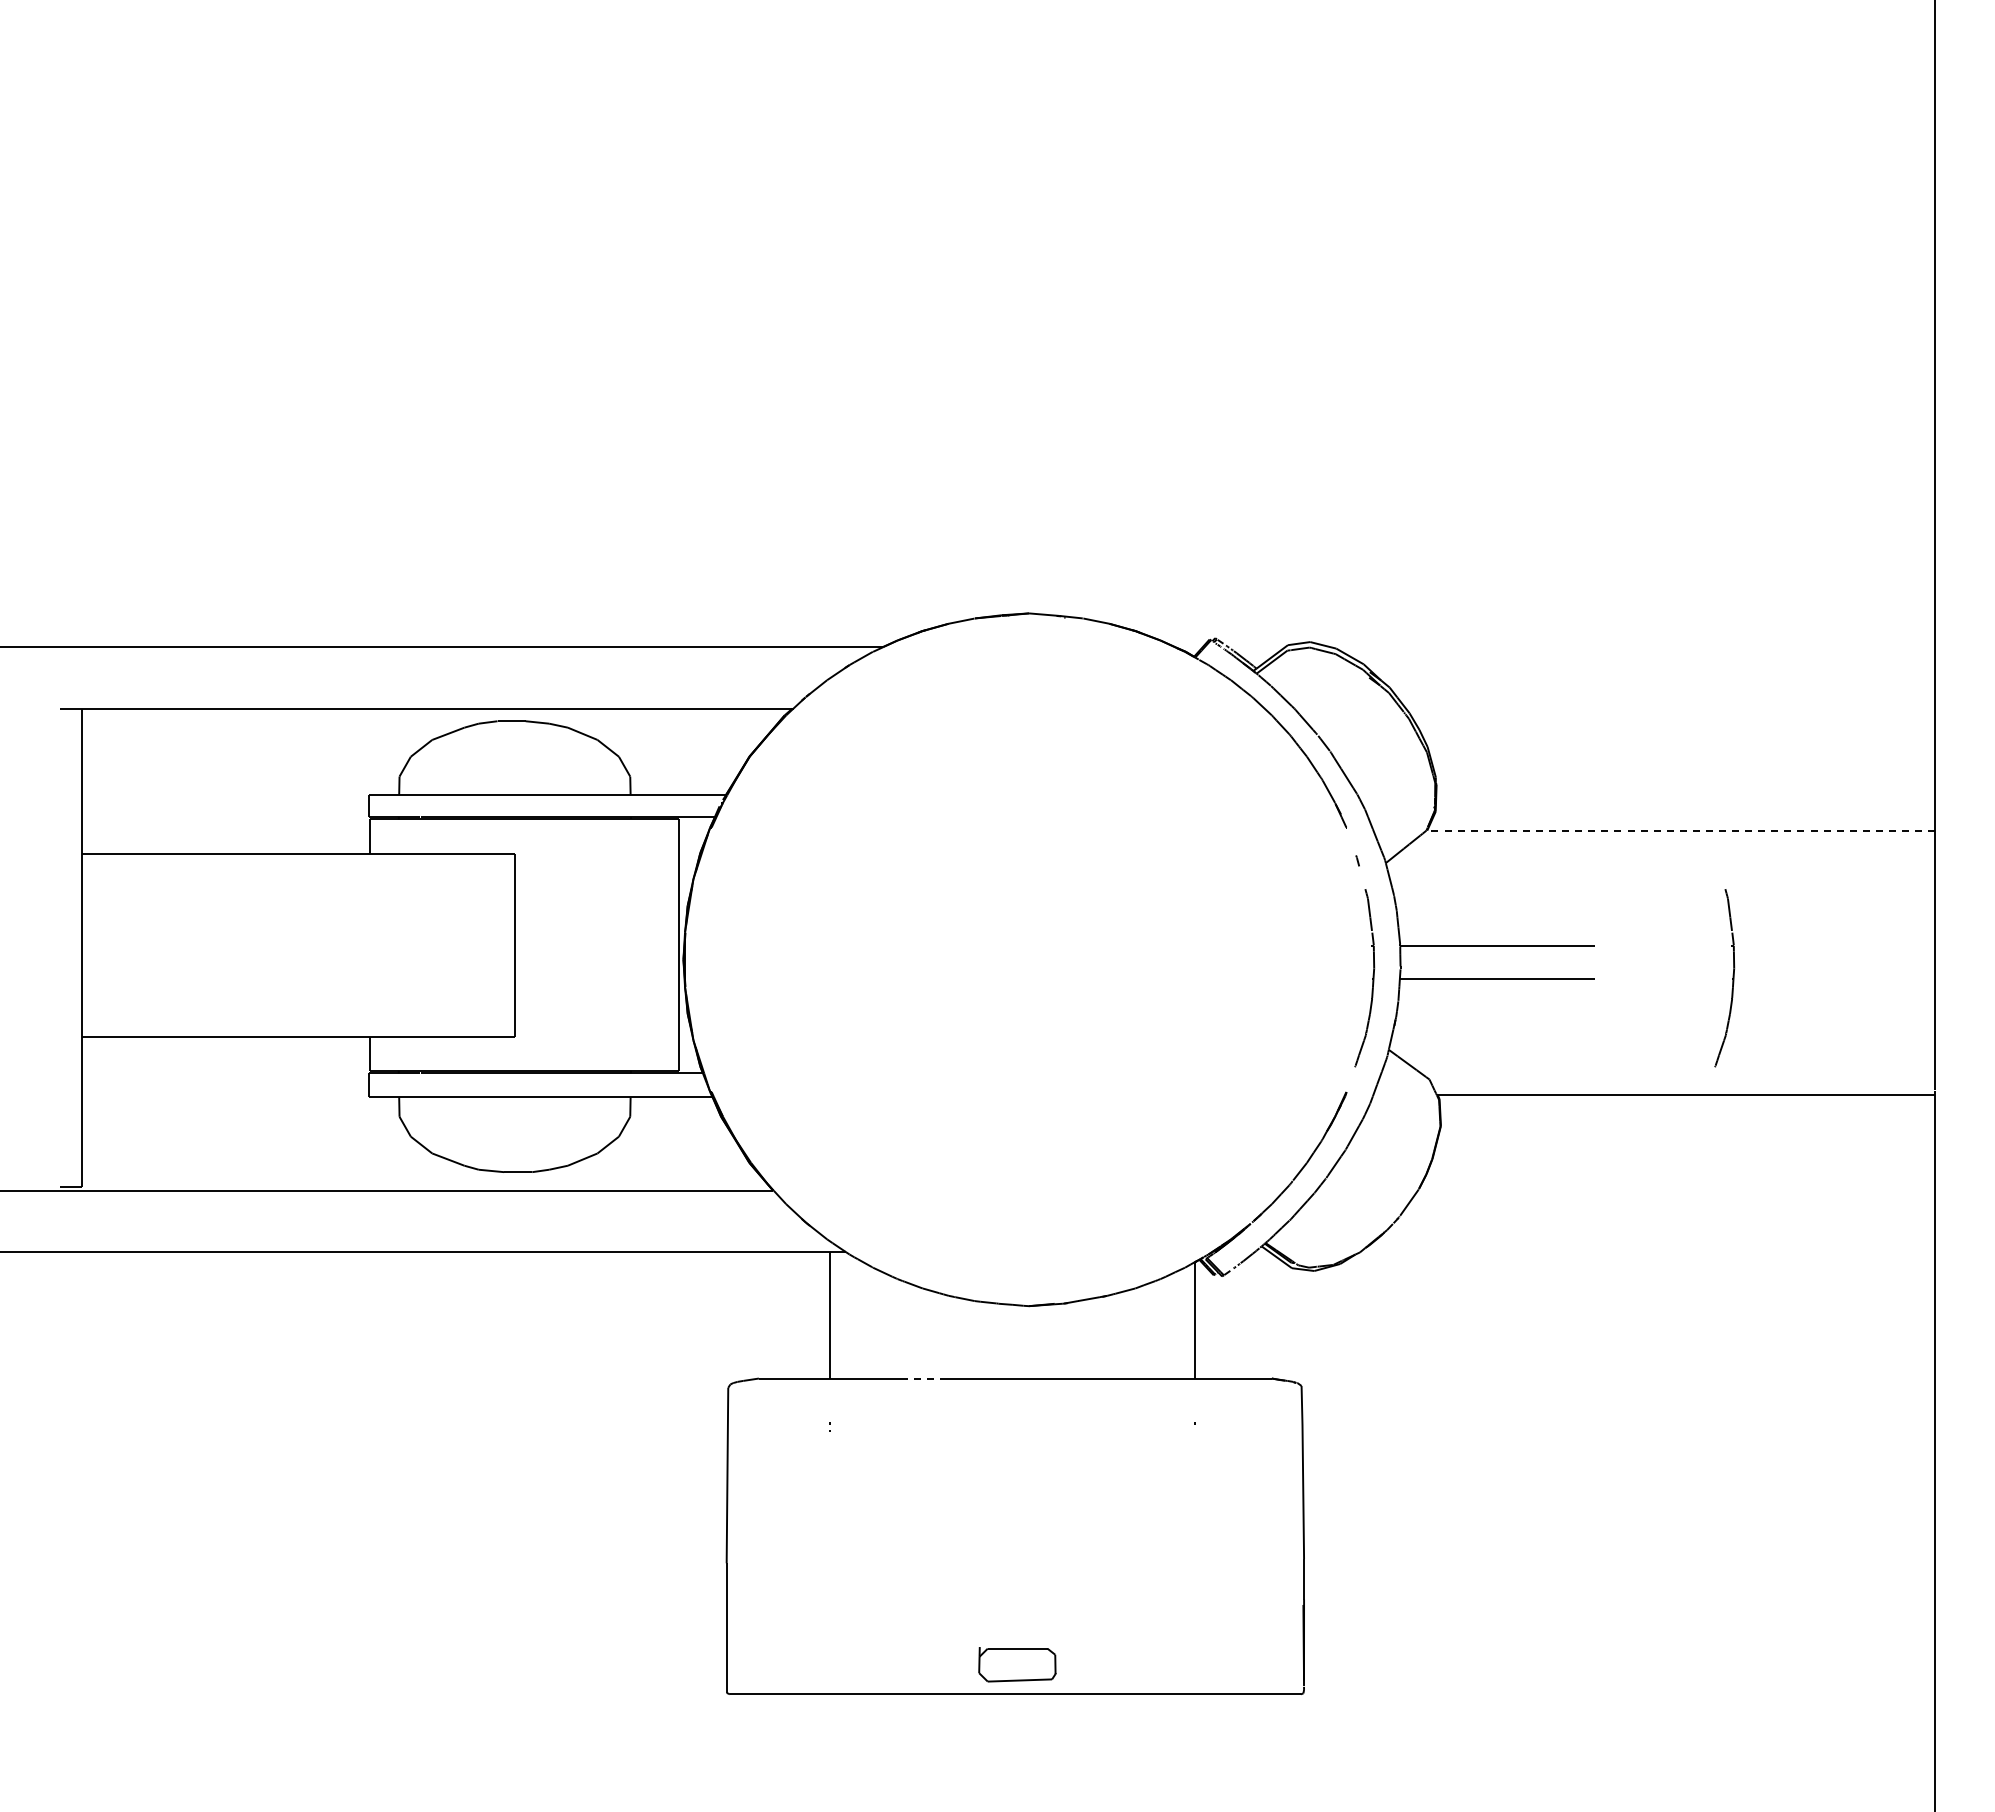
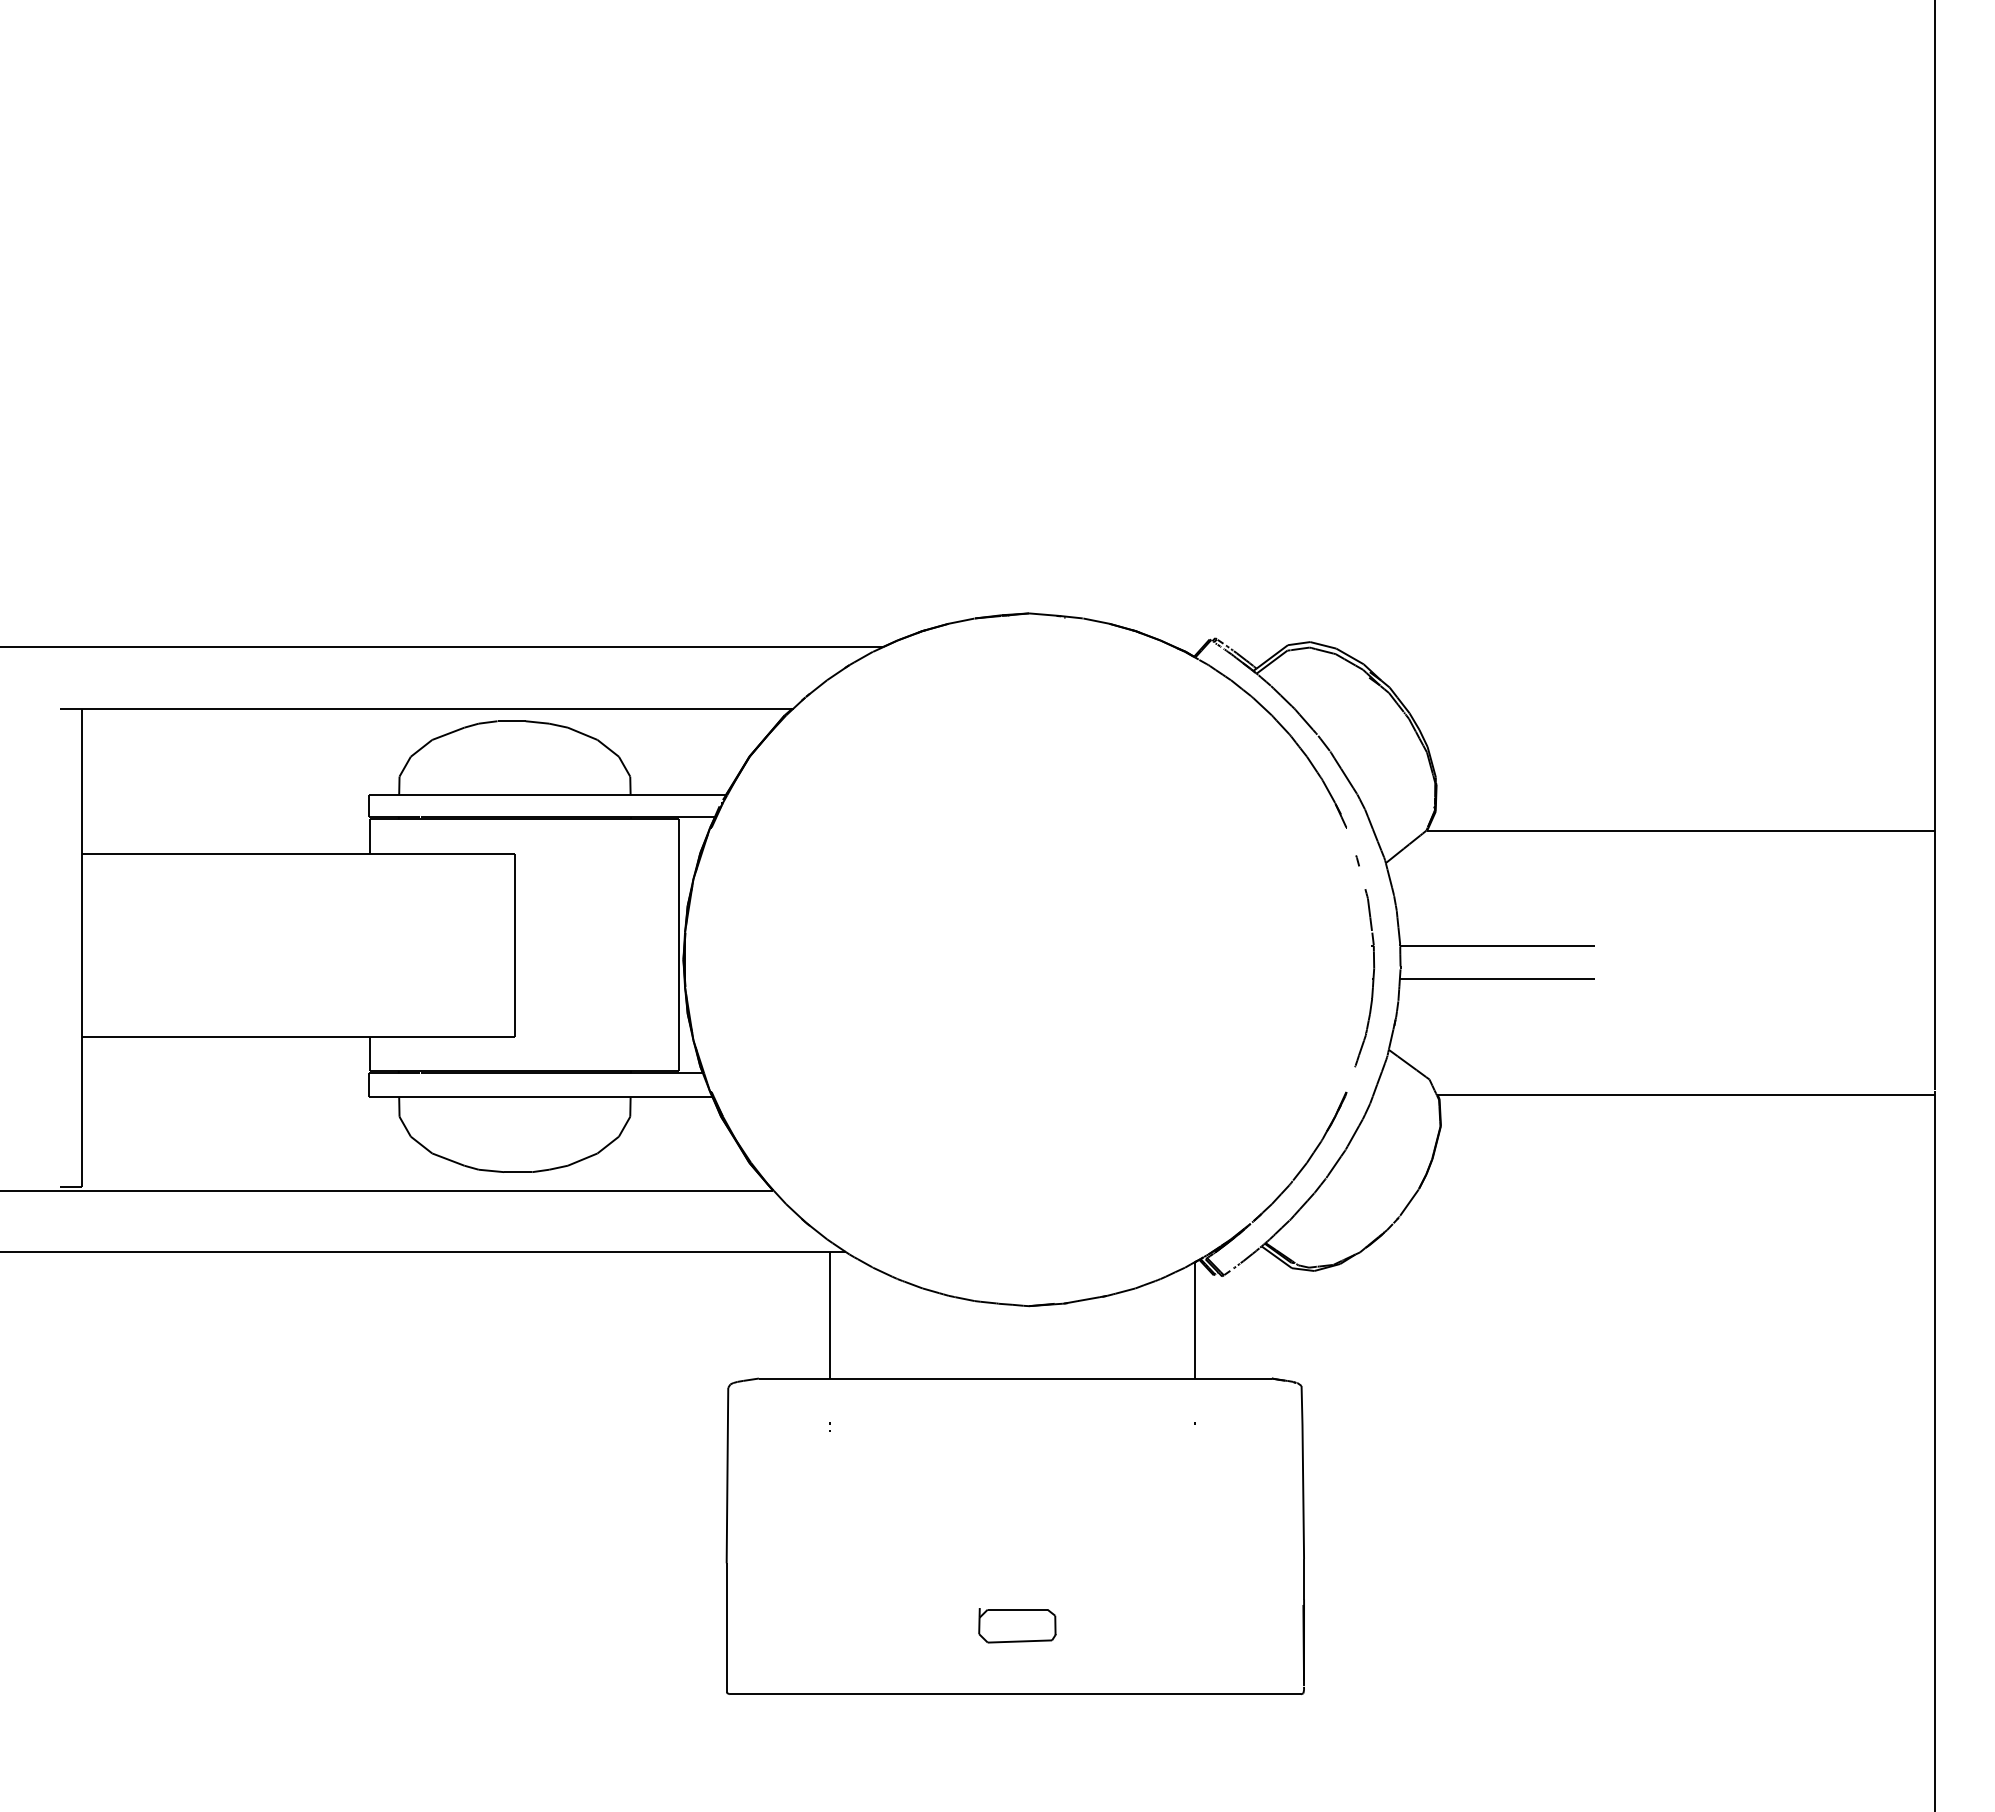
line: dashed -> solid (1681, 830)
part: present -> none (1732, 978)
line: dashed -> solid (922, 1378)
part position: (1017, 1664) -> (1017, 1625) (1017, 1625)
